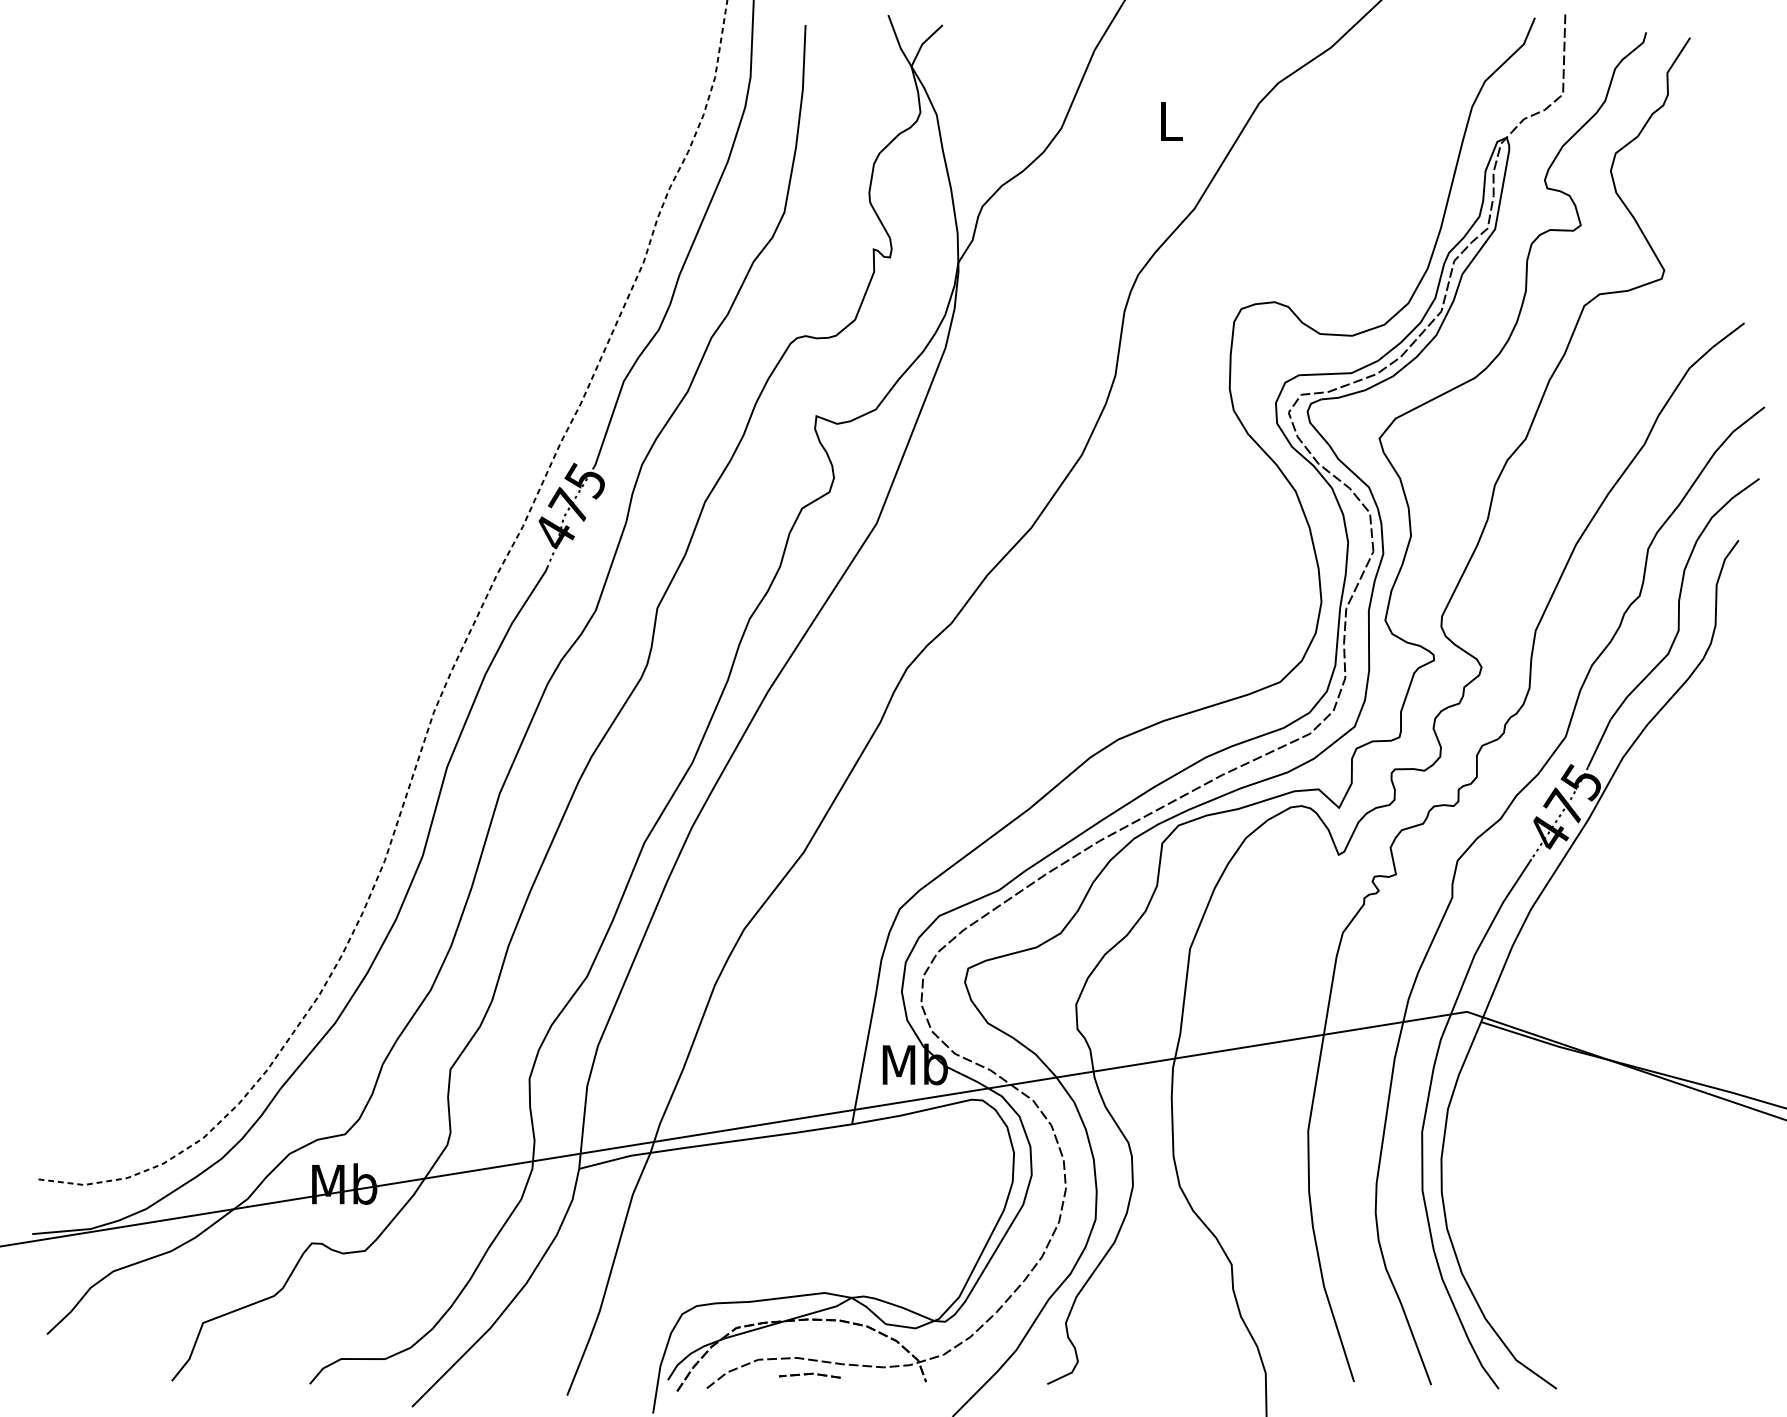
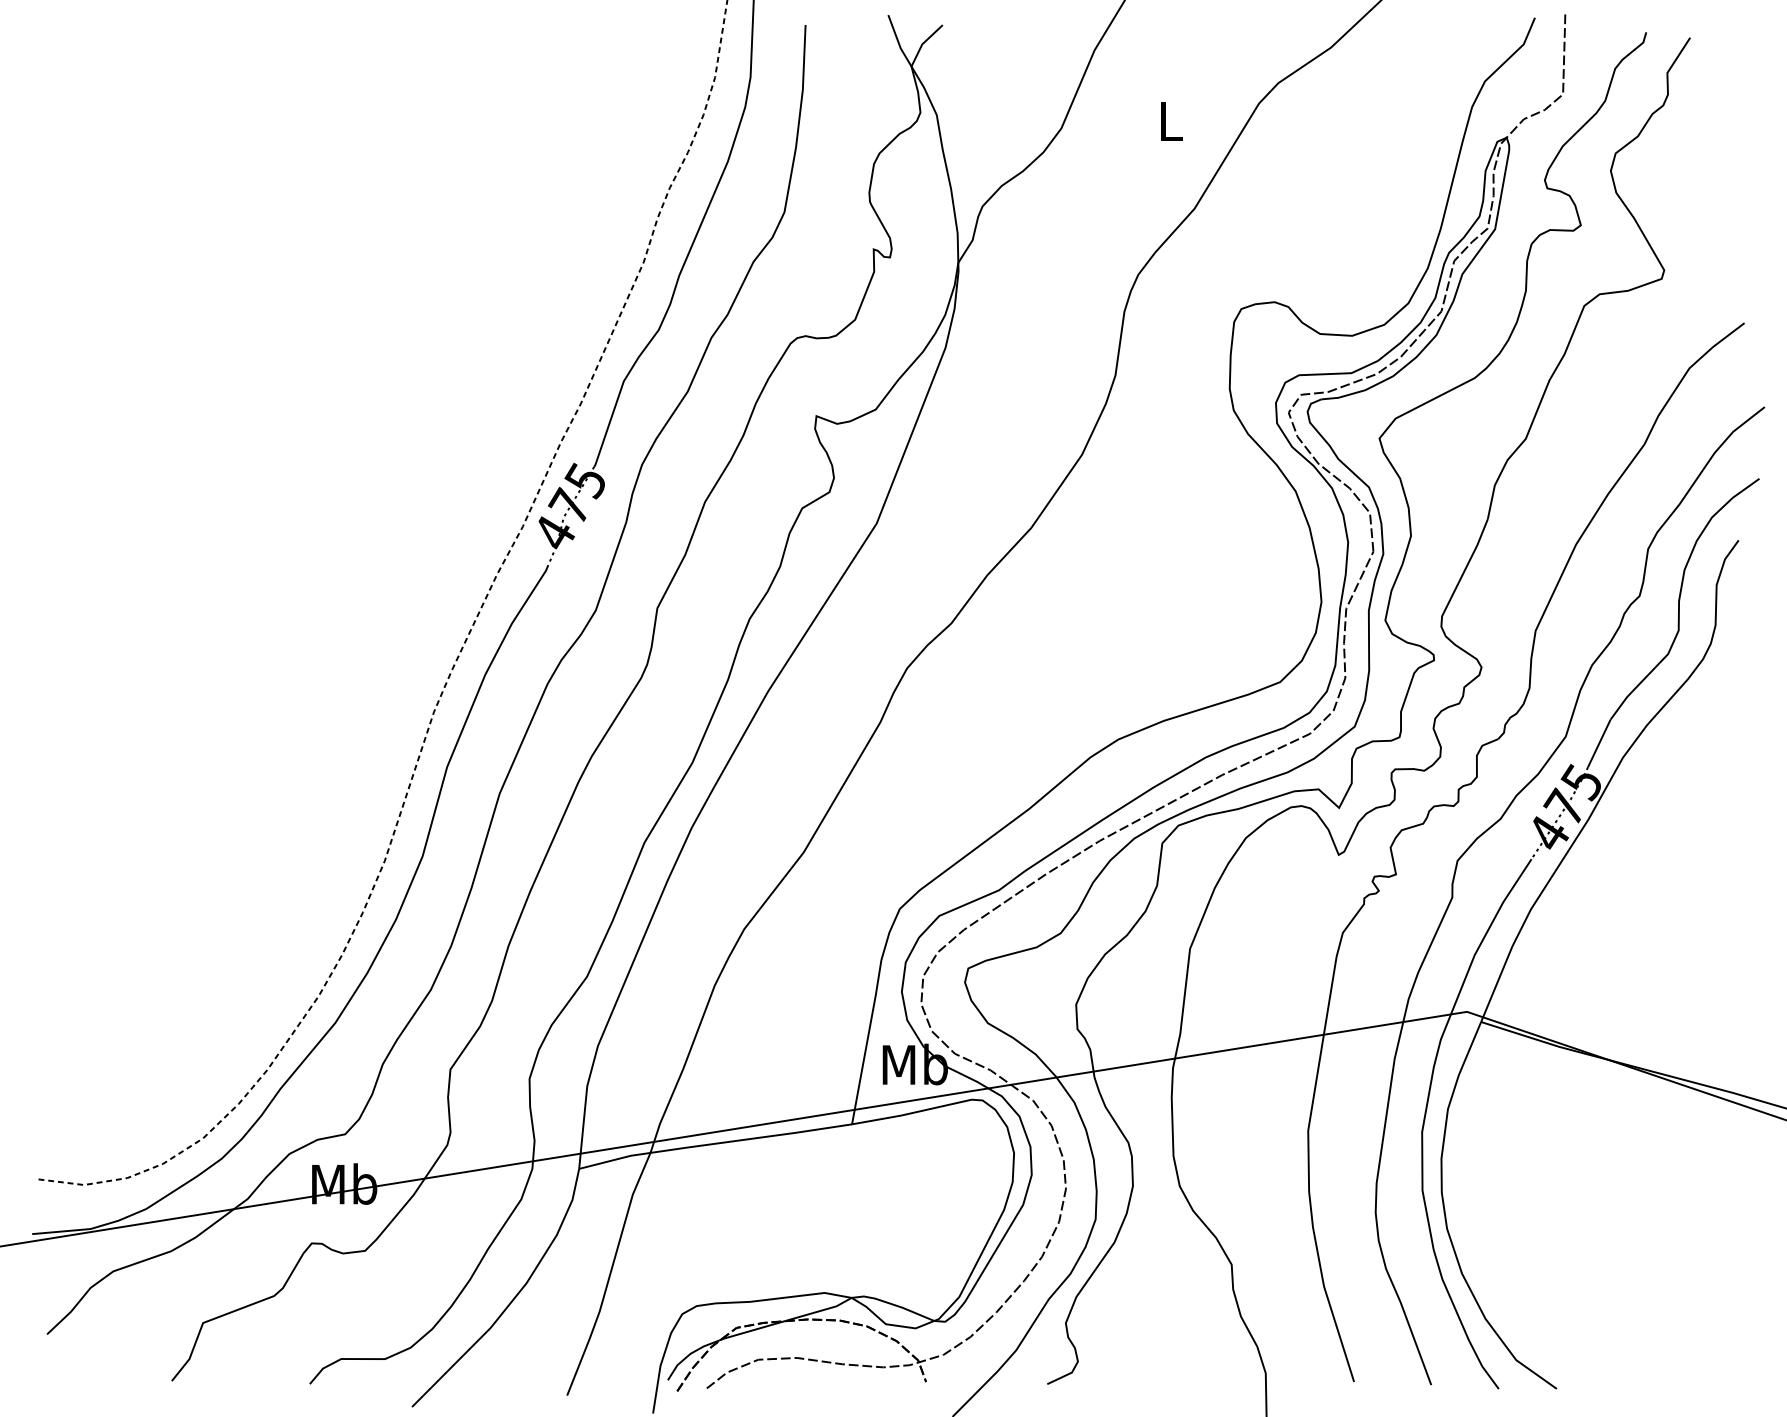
part: present -> none (809, 1375)
